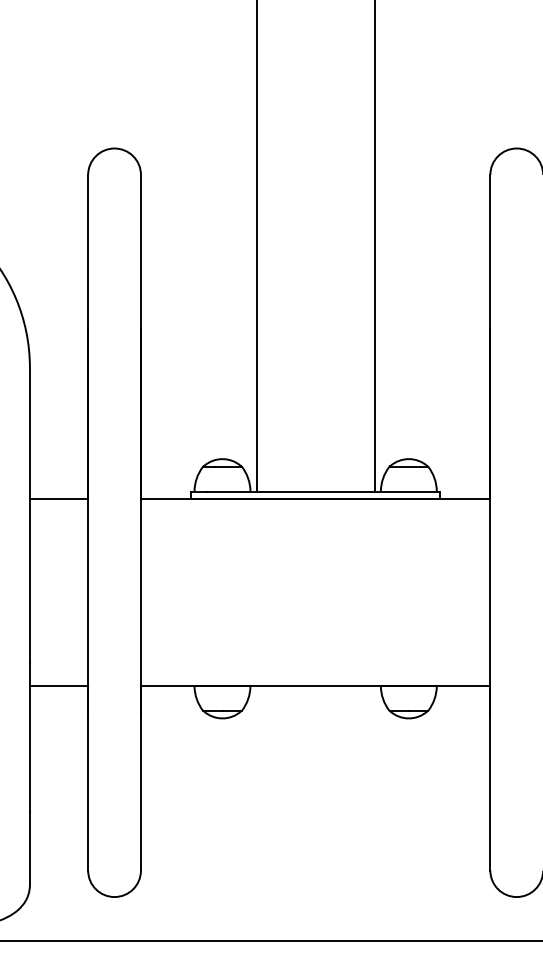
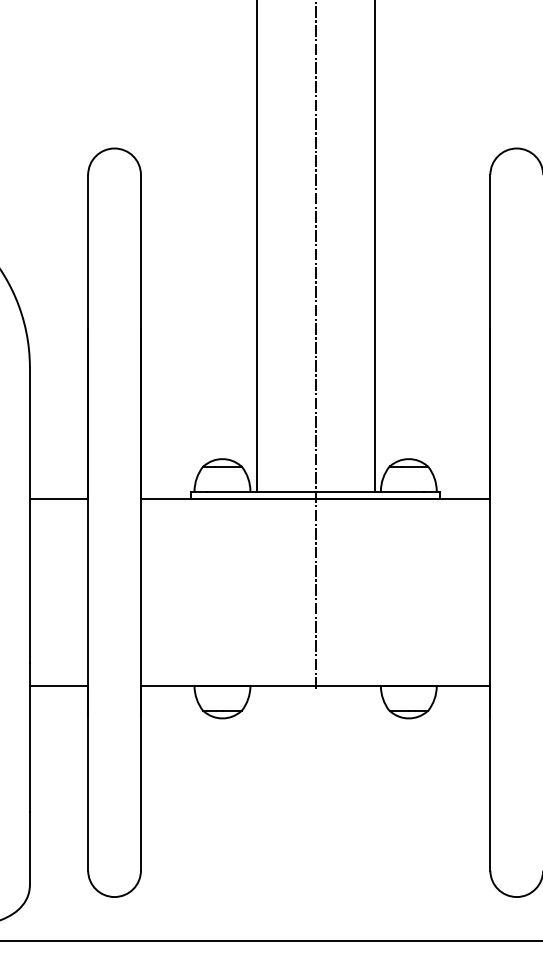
line: none -> present (315, 345)
